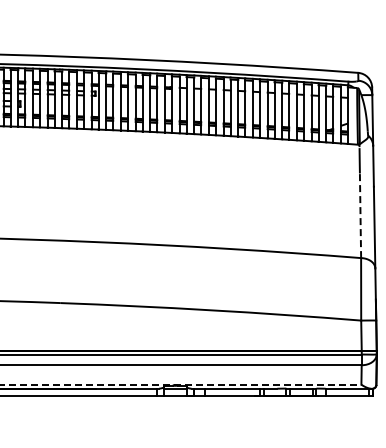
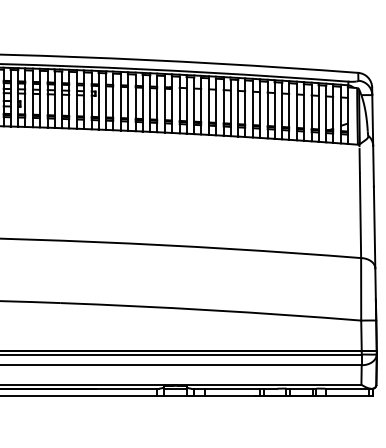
line: dashed -> solid (360, 215)
line: dashed -> solid (181, 384)
